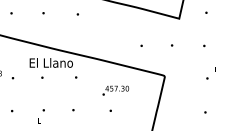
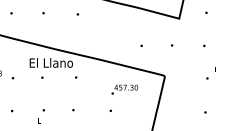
text position: (115, 90) -> (124, 89) (124, 89)
